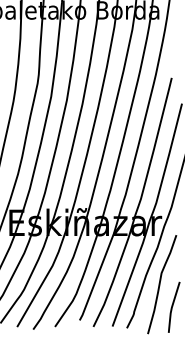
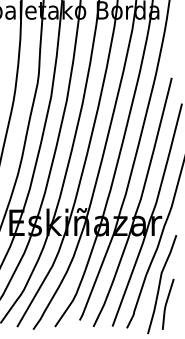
curve position: (173, 306) -> (167, 303) (167, 303)
